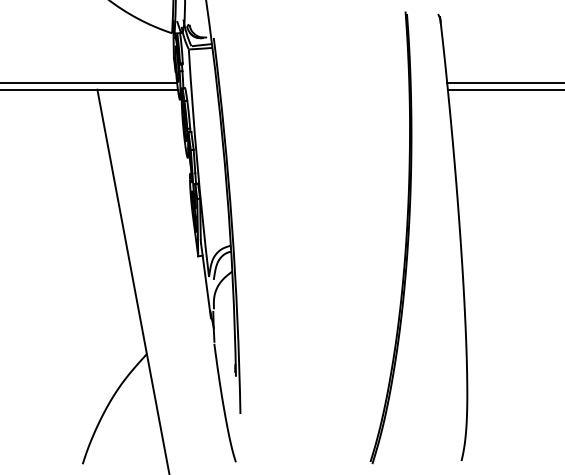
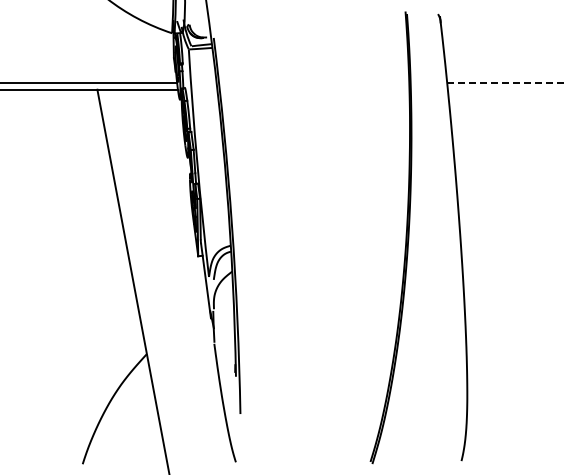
line: solid -> dashed (505, 83)
line: present -> none (504, 89)
